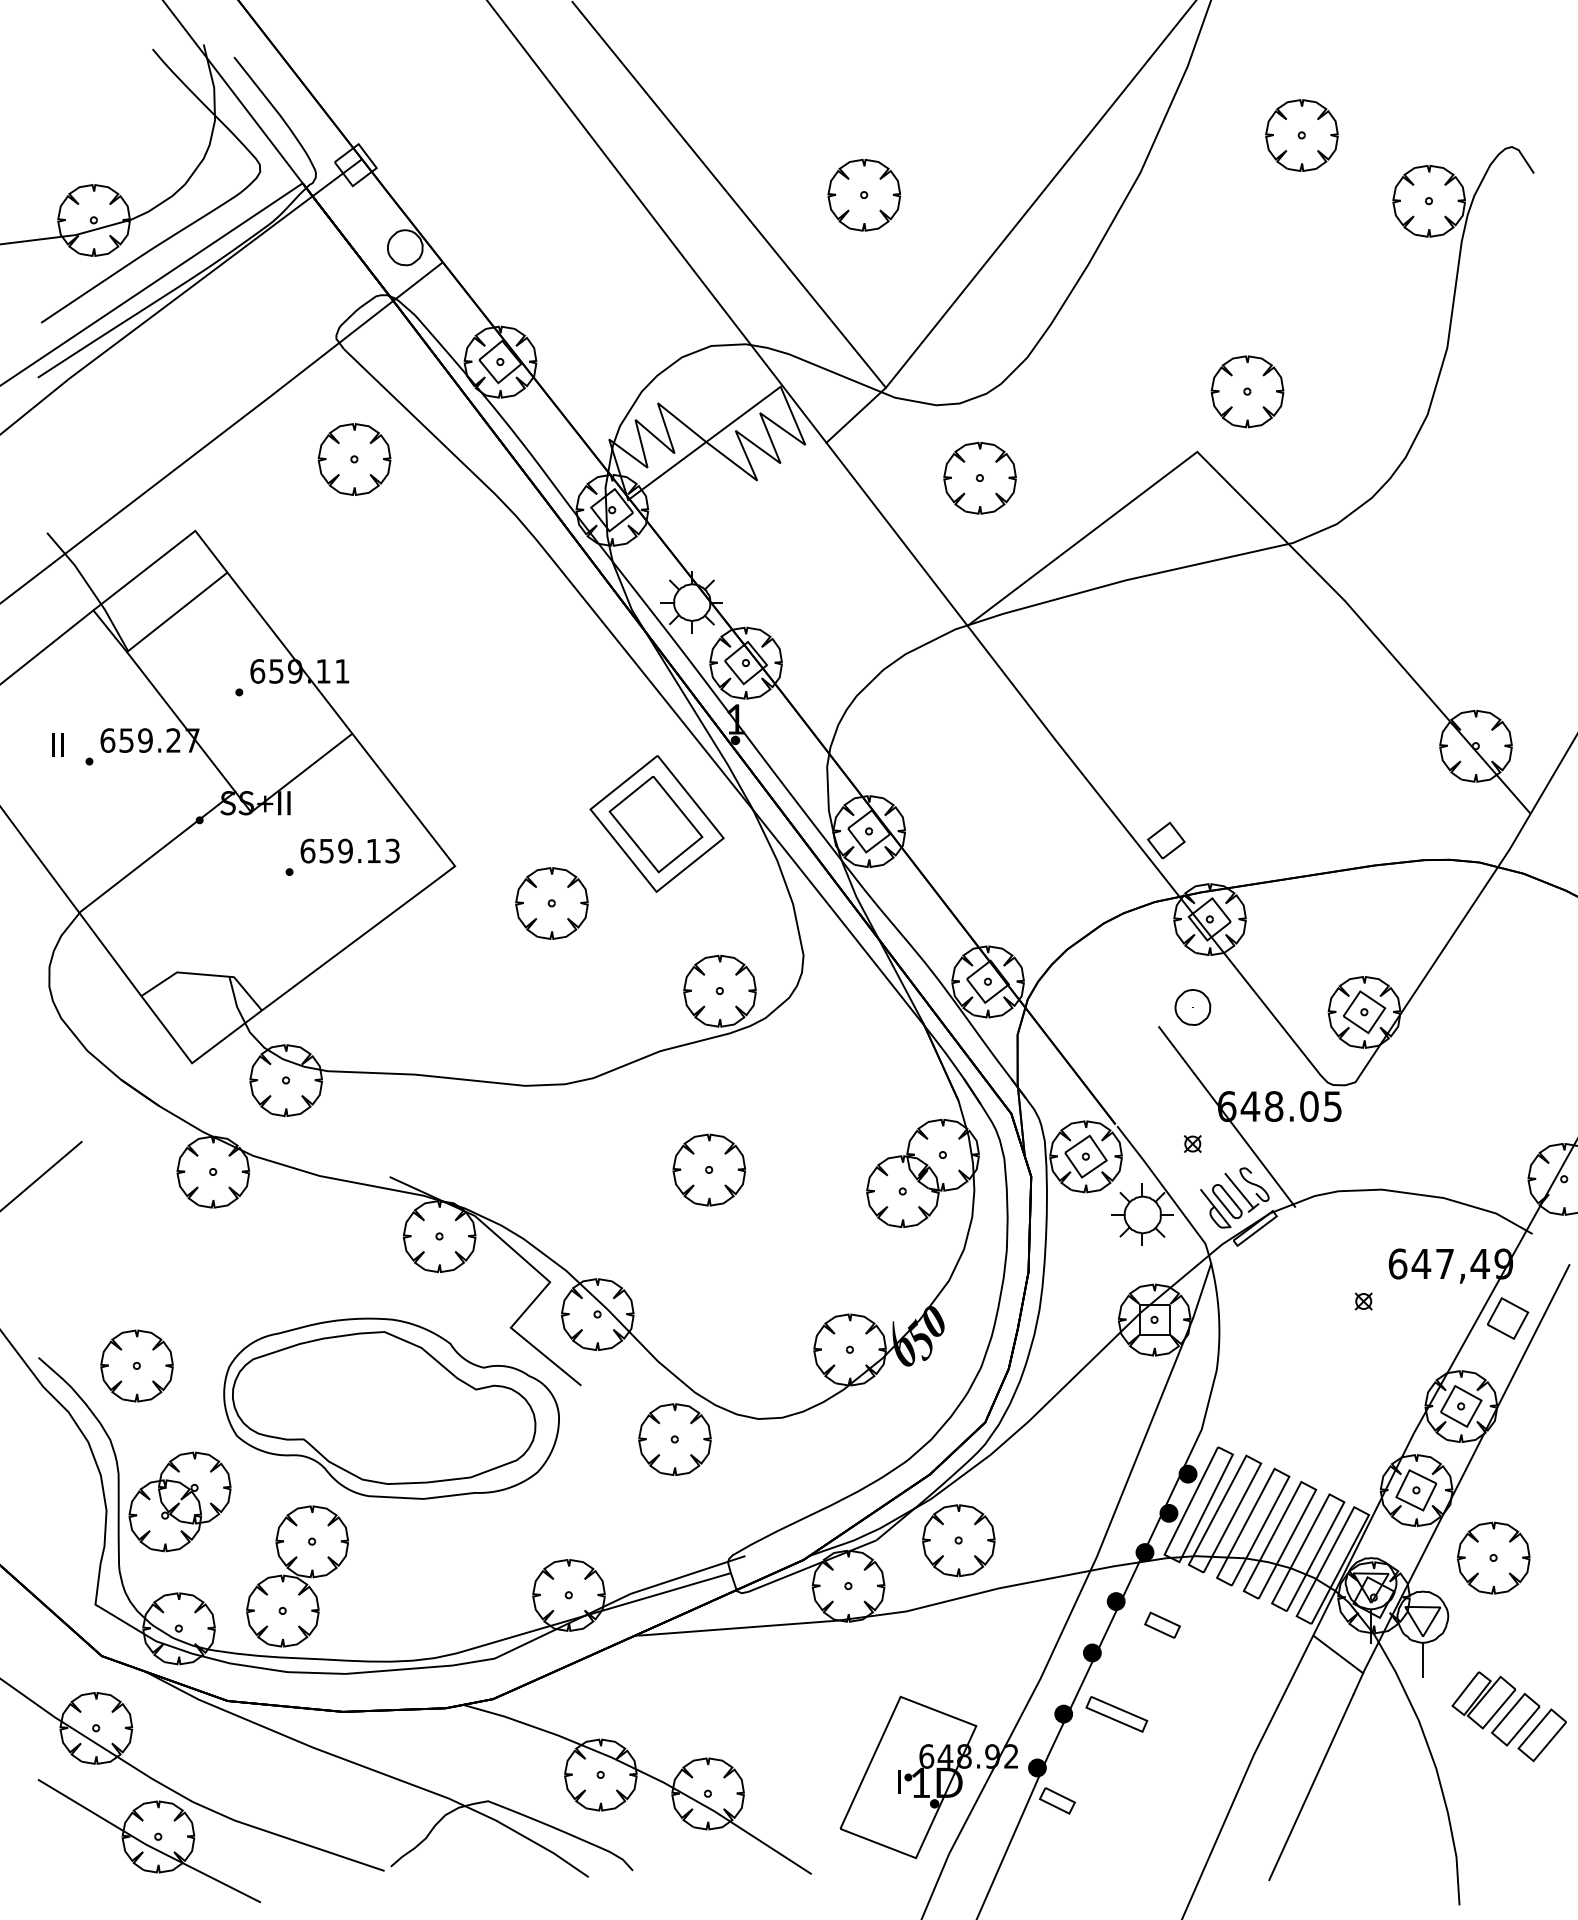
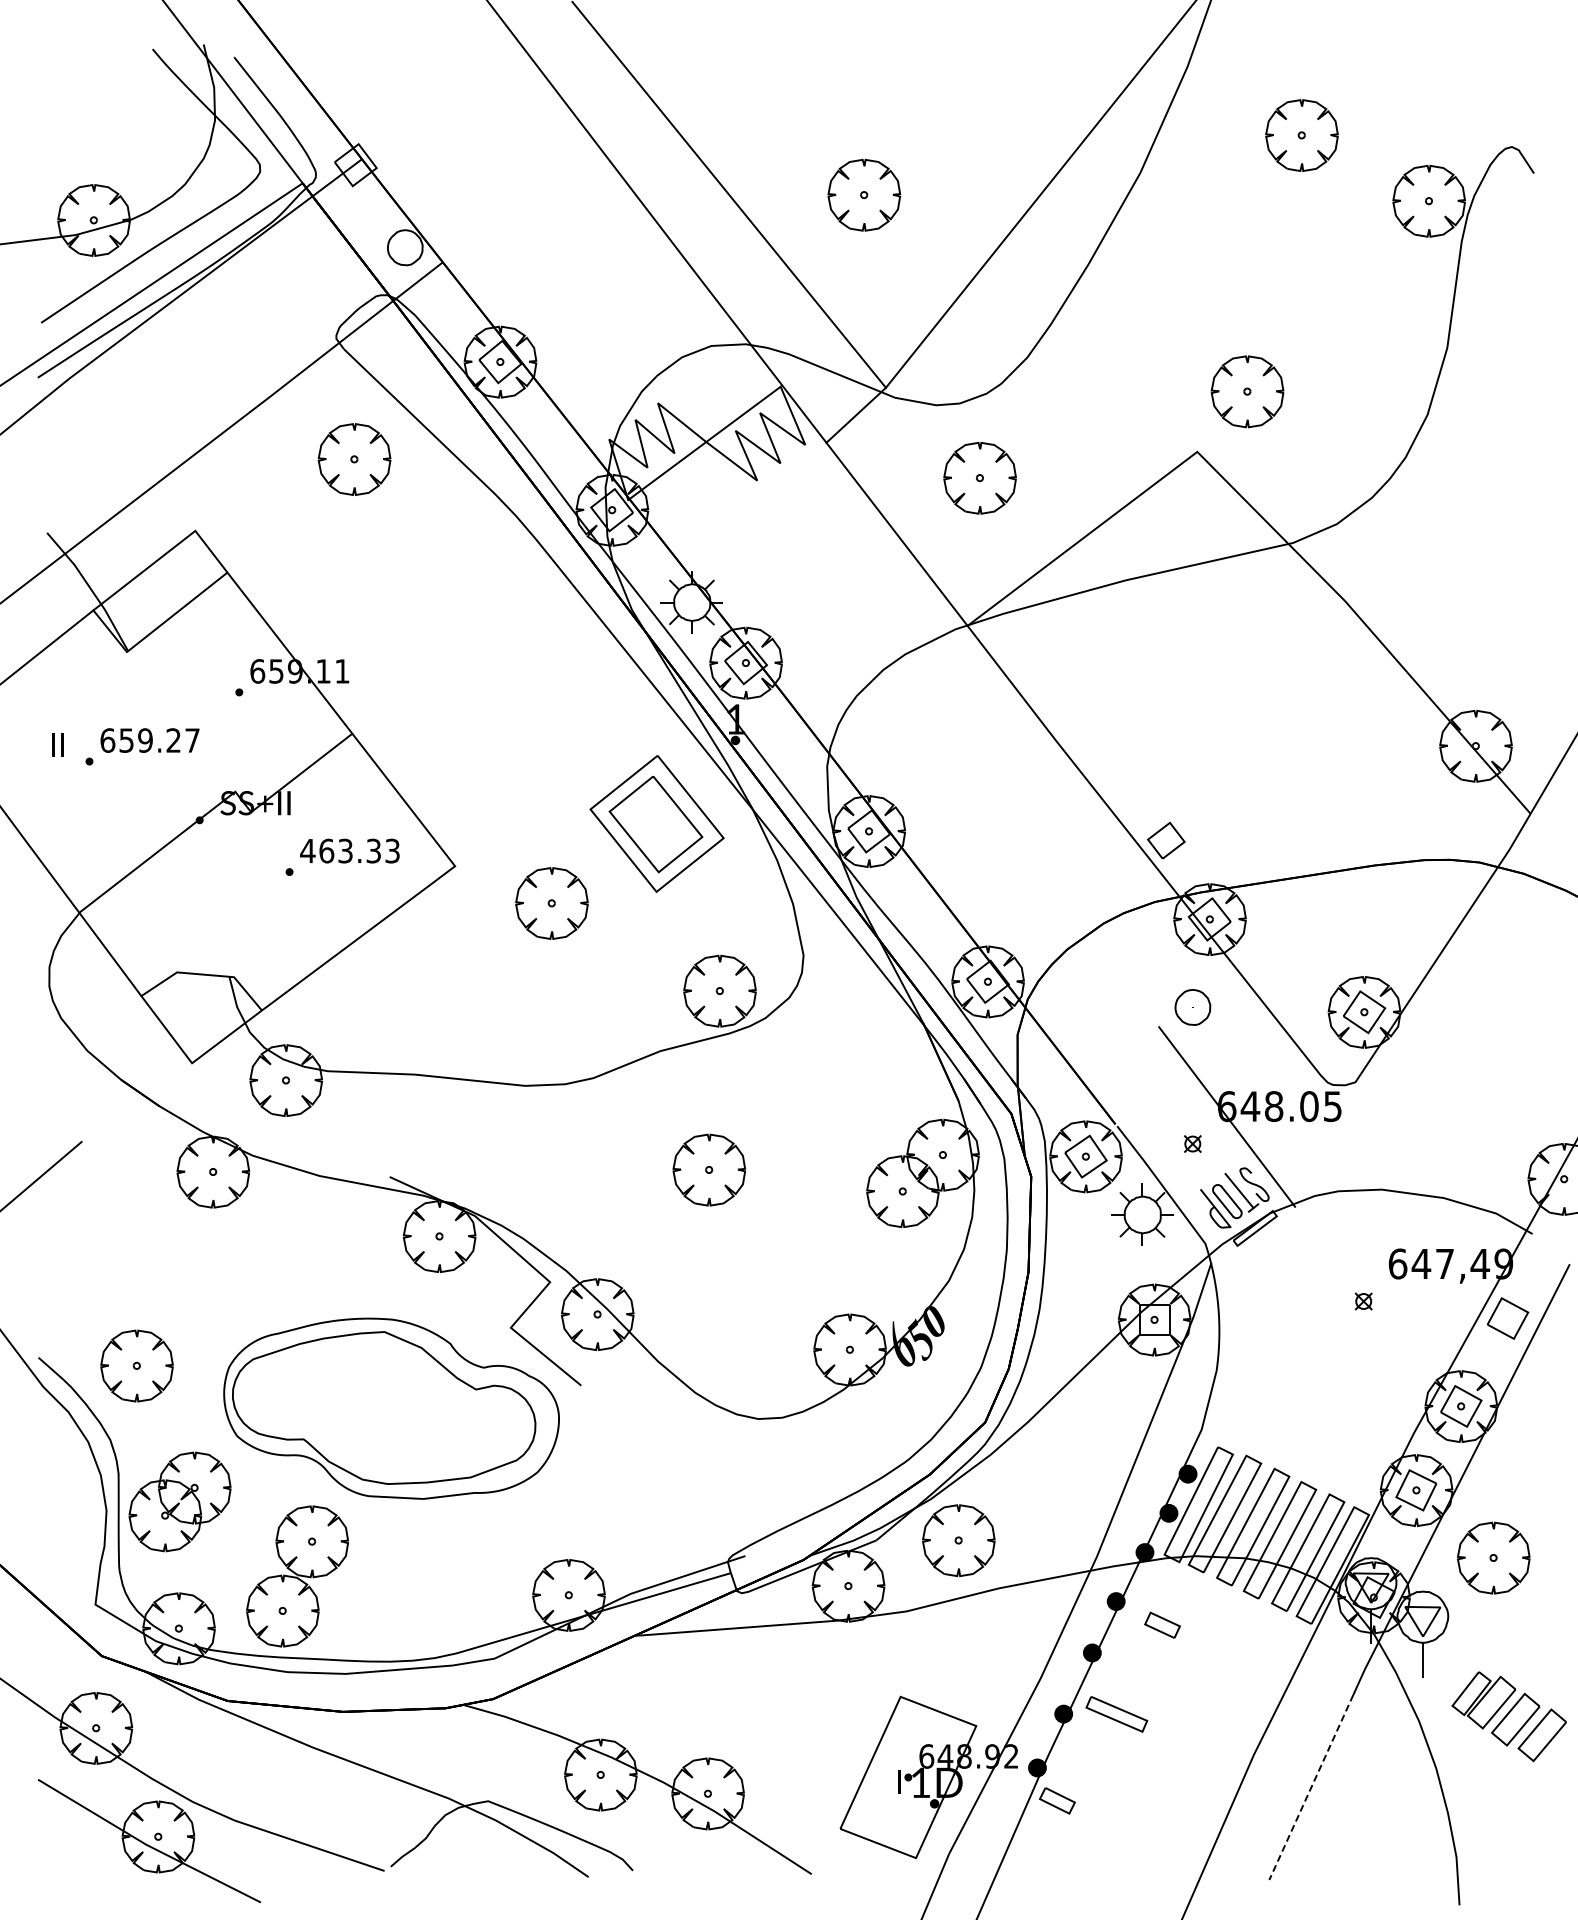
line: present -> none (181, 721)
text: 659.13 -> 463.33 (340, 850)
part: present -> none (674, 1439)
line: present -> none (1338, 1654)
line: solid -> dashed (1311, 1787)
